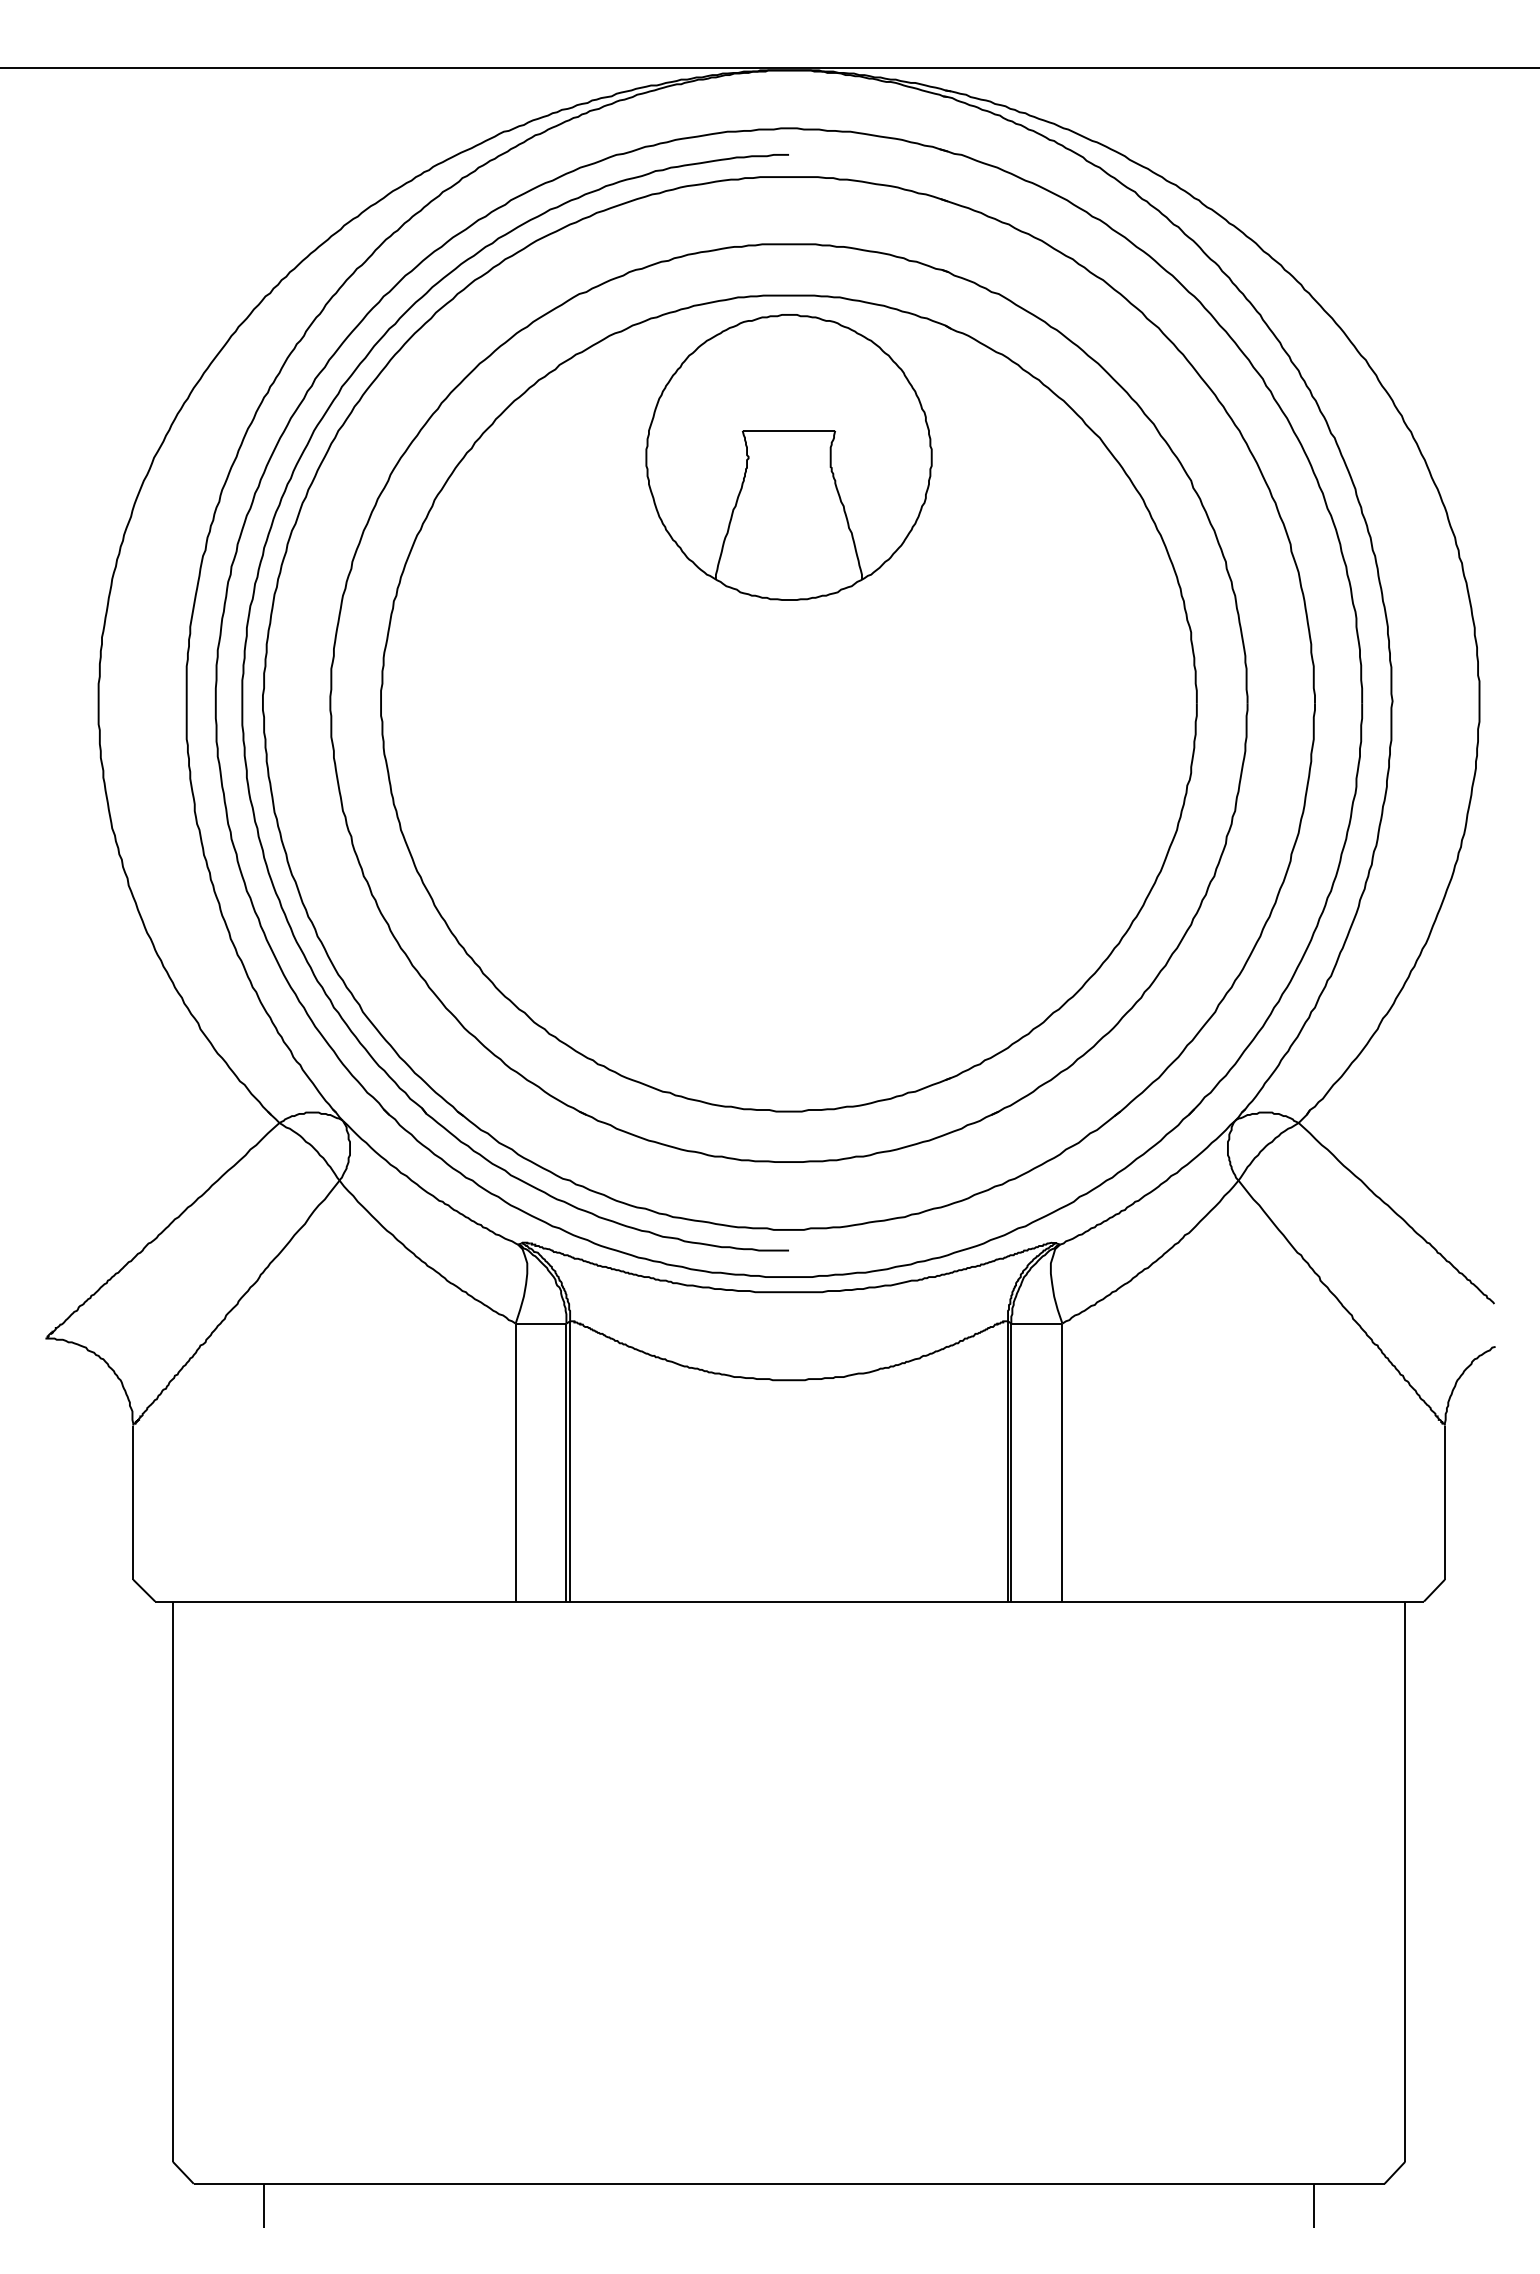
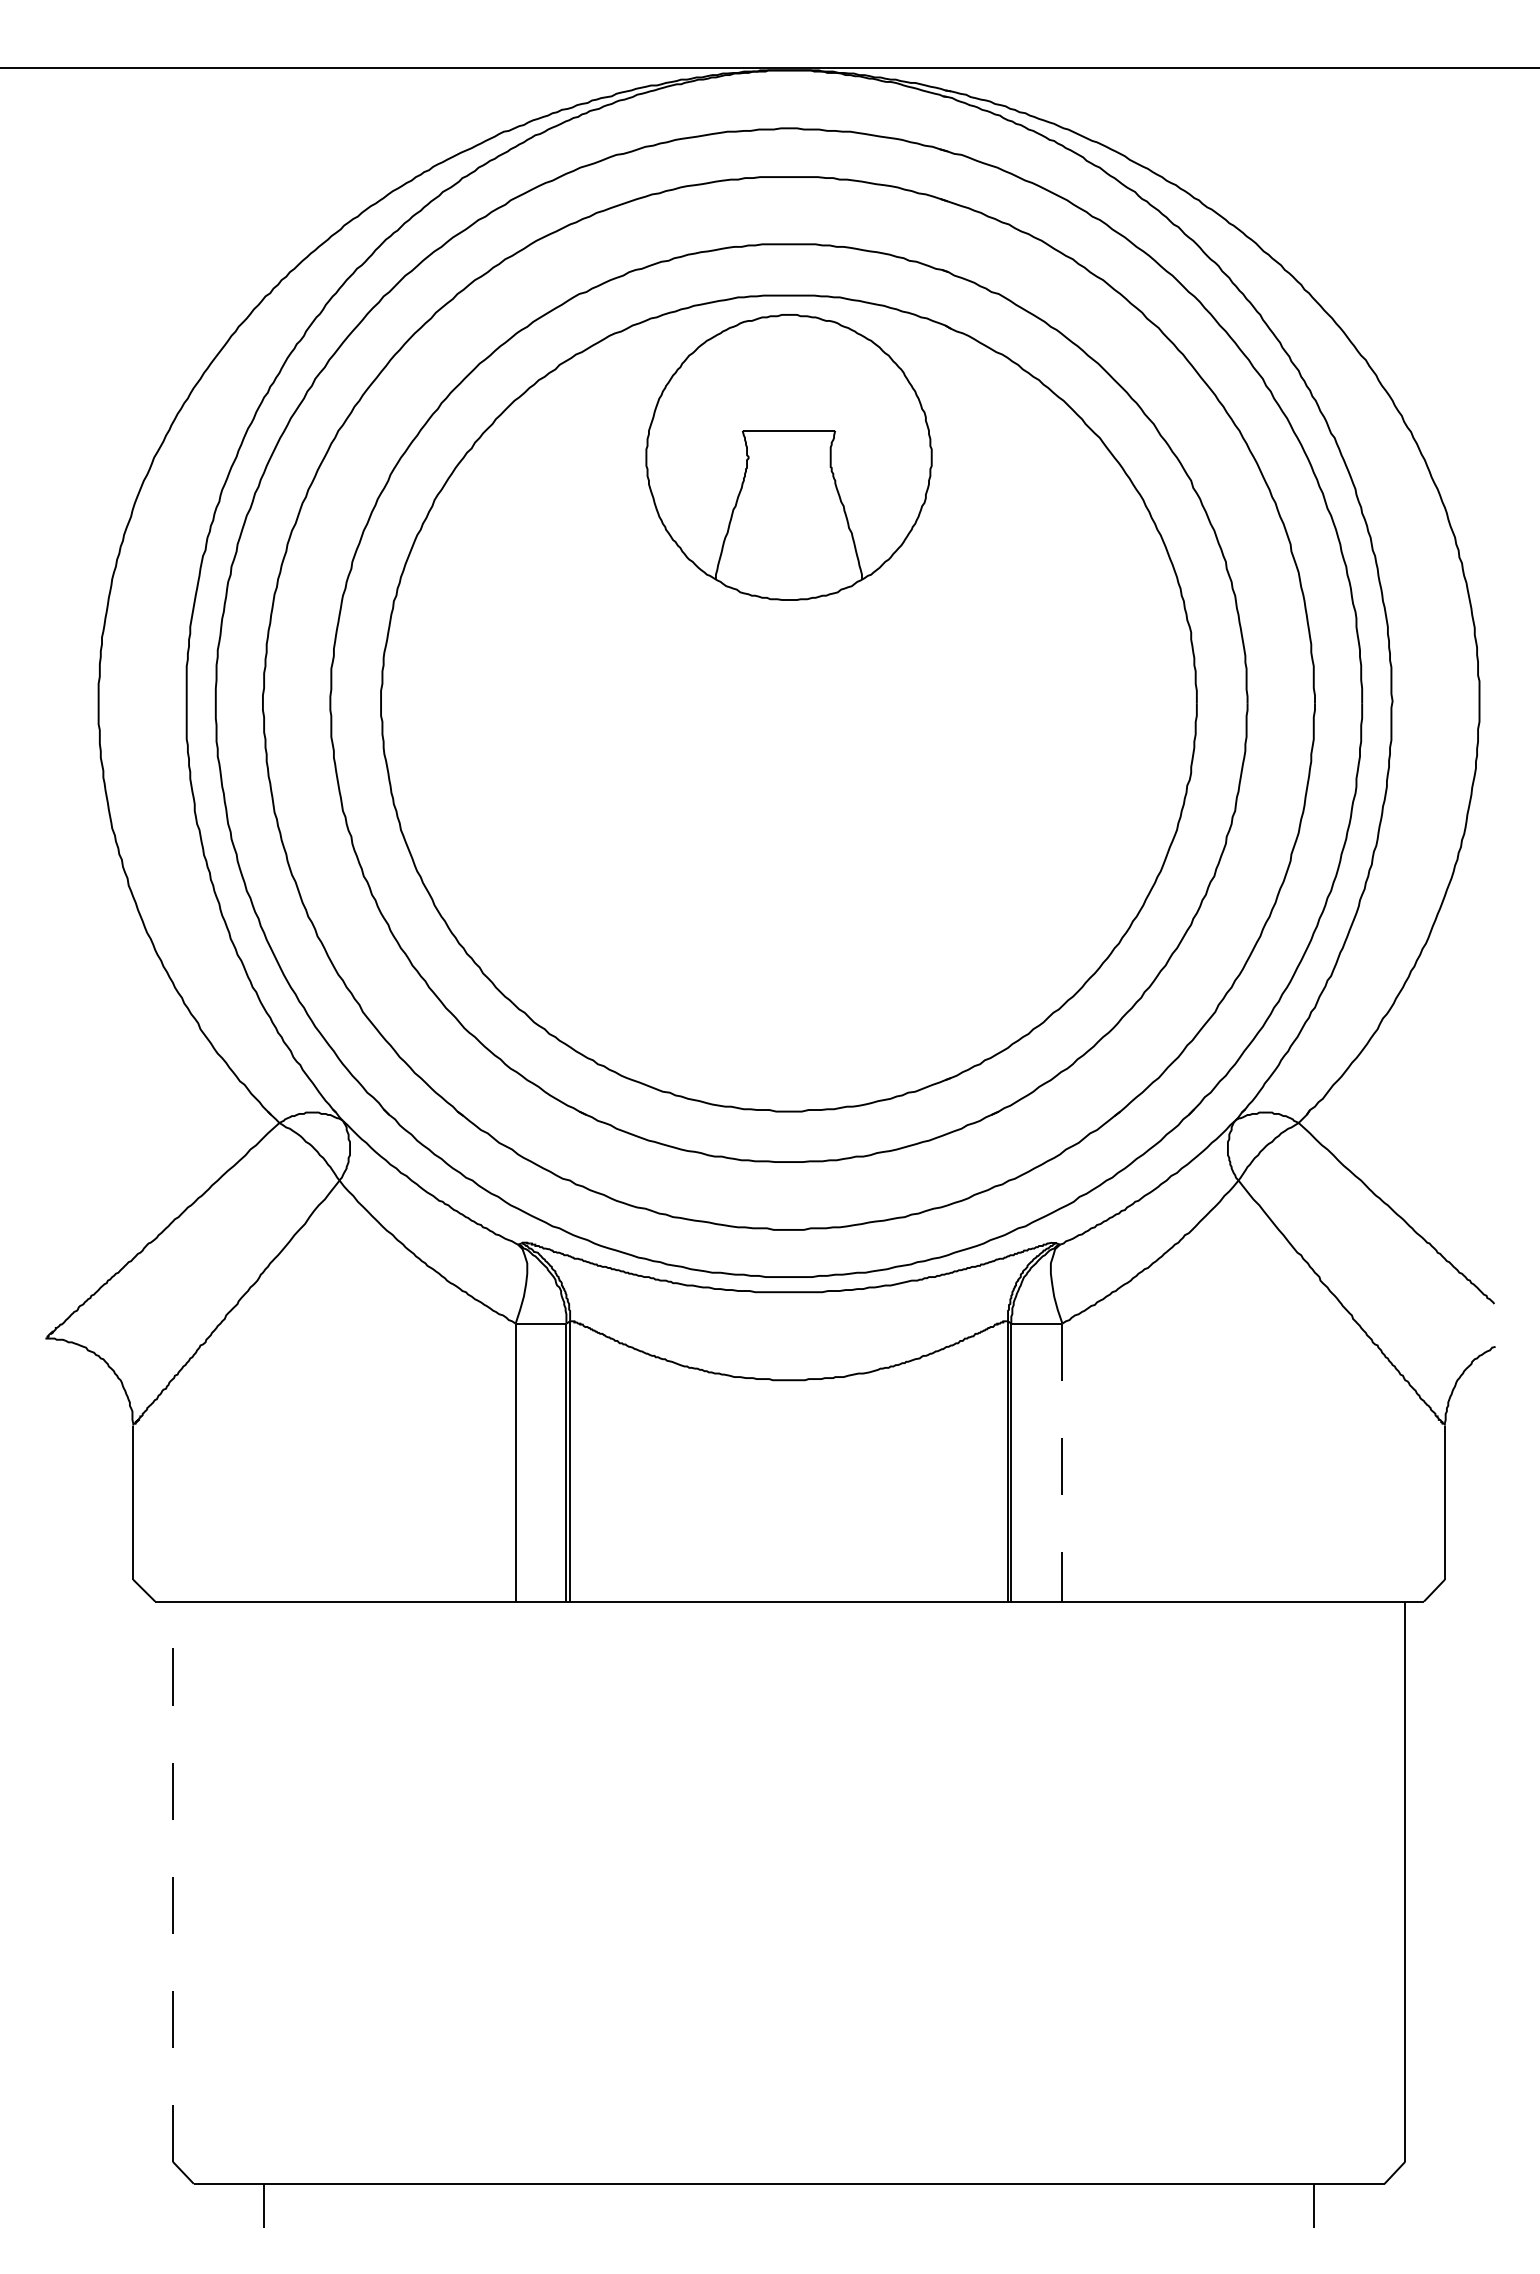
part: present -> none (243, 702)
line: solid -> dashed (1062, 1462)
line: solid -> dashed (172, 1881)
